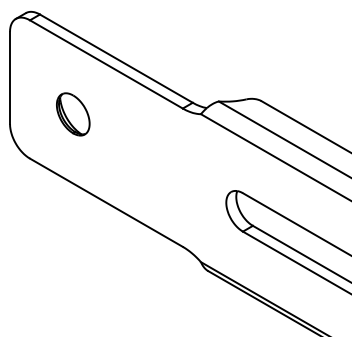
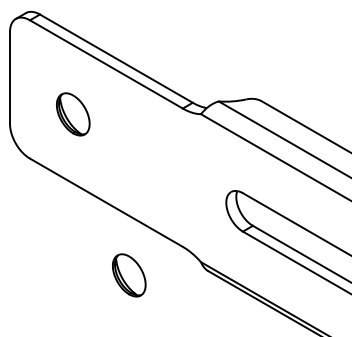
part: none -> present (129, 275)
